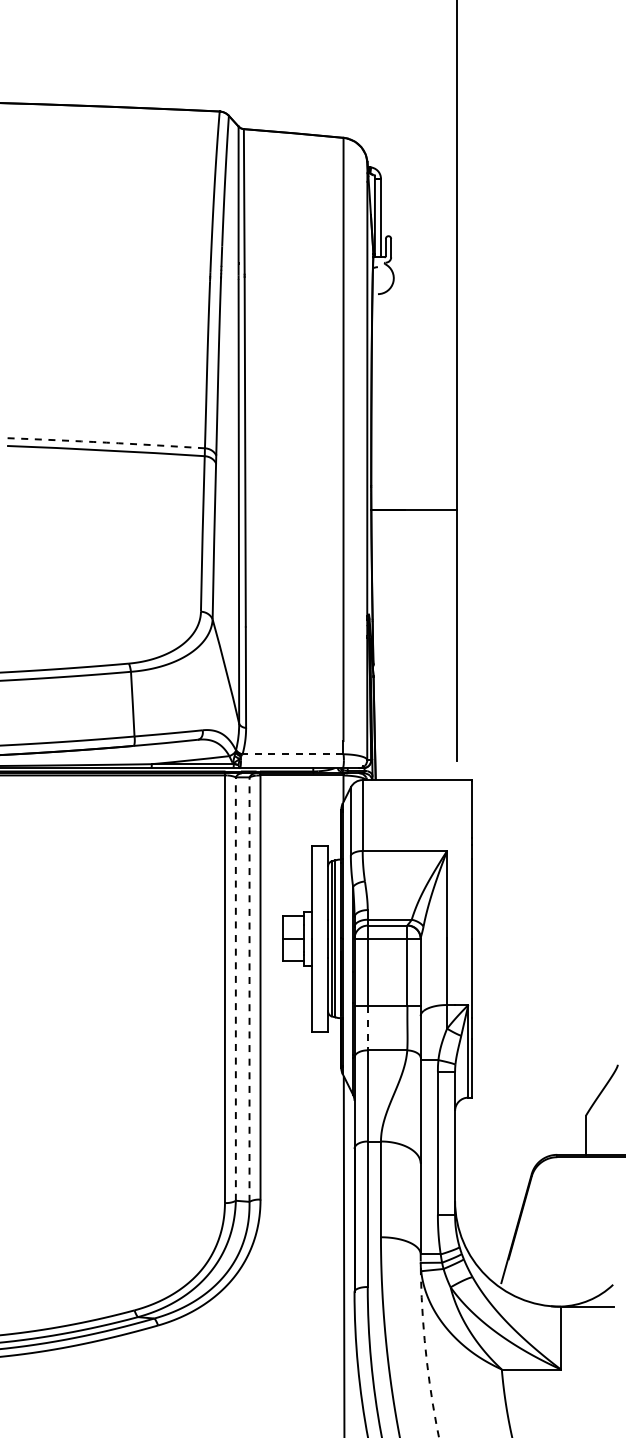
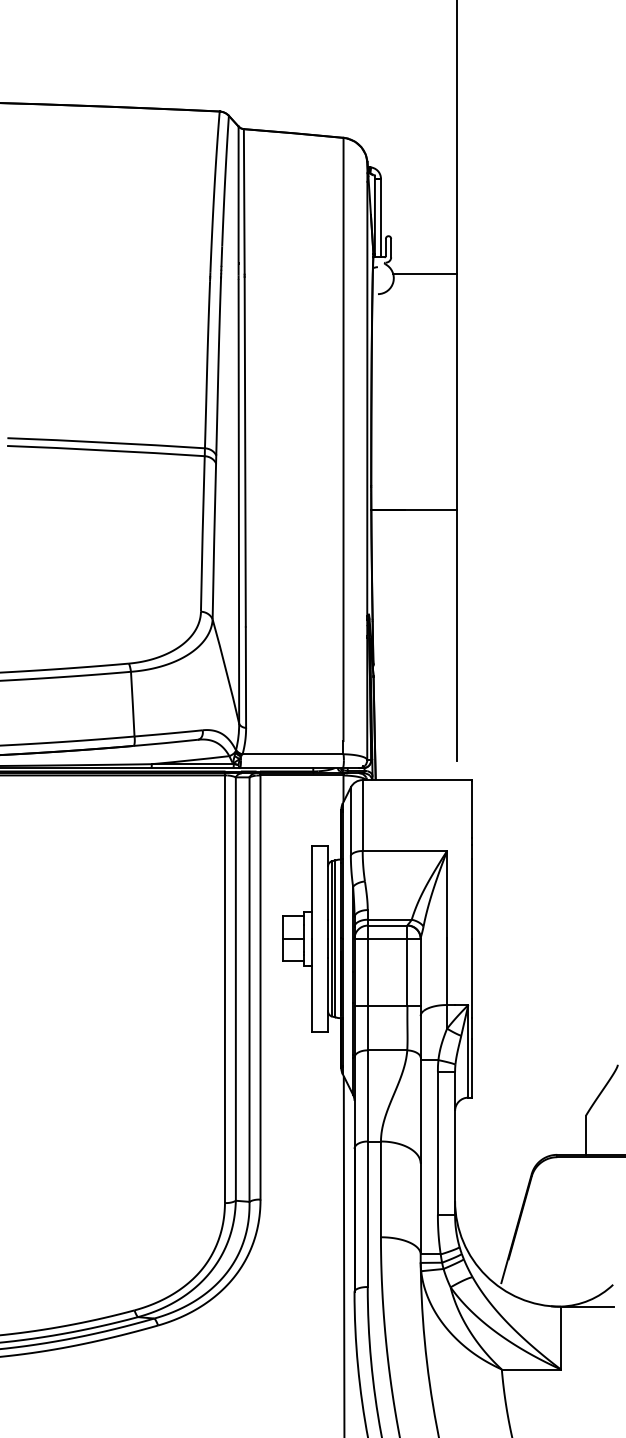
line: none -> present (425, 274)
arc: dashed -> solid (106, 442)
line: dashed -> solid (292, 754)
line: dashed -> solid (235, 989)
line: dashed -> solid (249, 989)
line: dashed -> solid (367, 1028)
arc: dashed -> solid (425, 1346)
